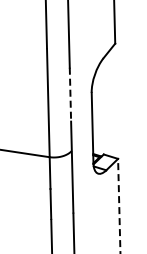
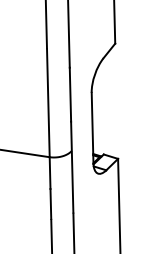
line: dashed -> solid (70, 94)
line: dashed -> solid (119, 205)
